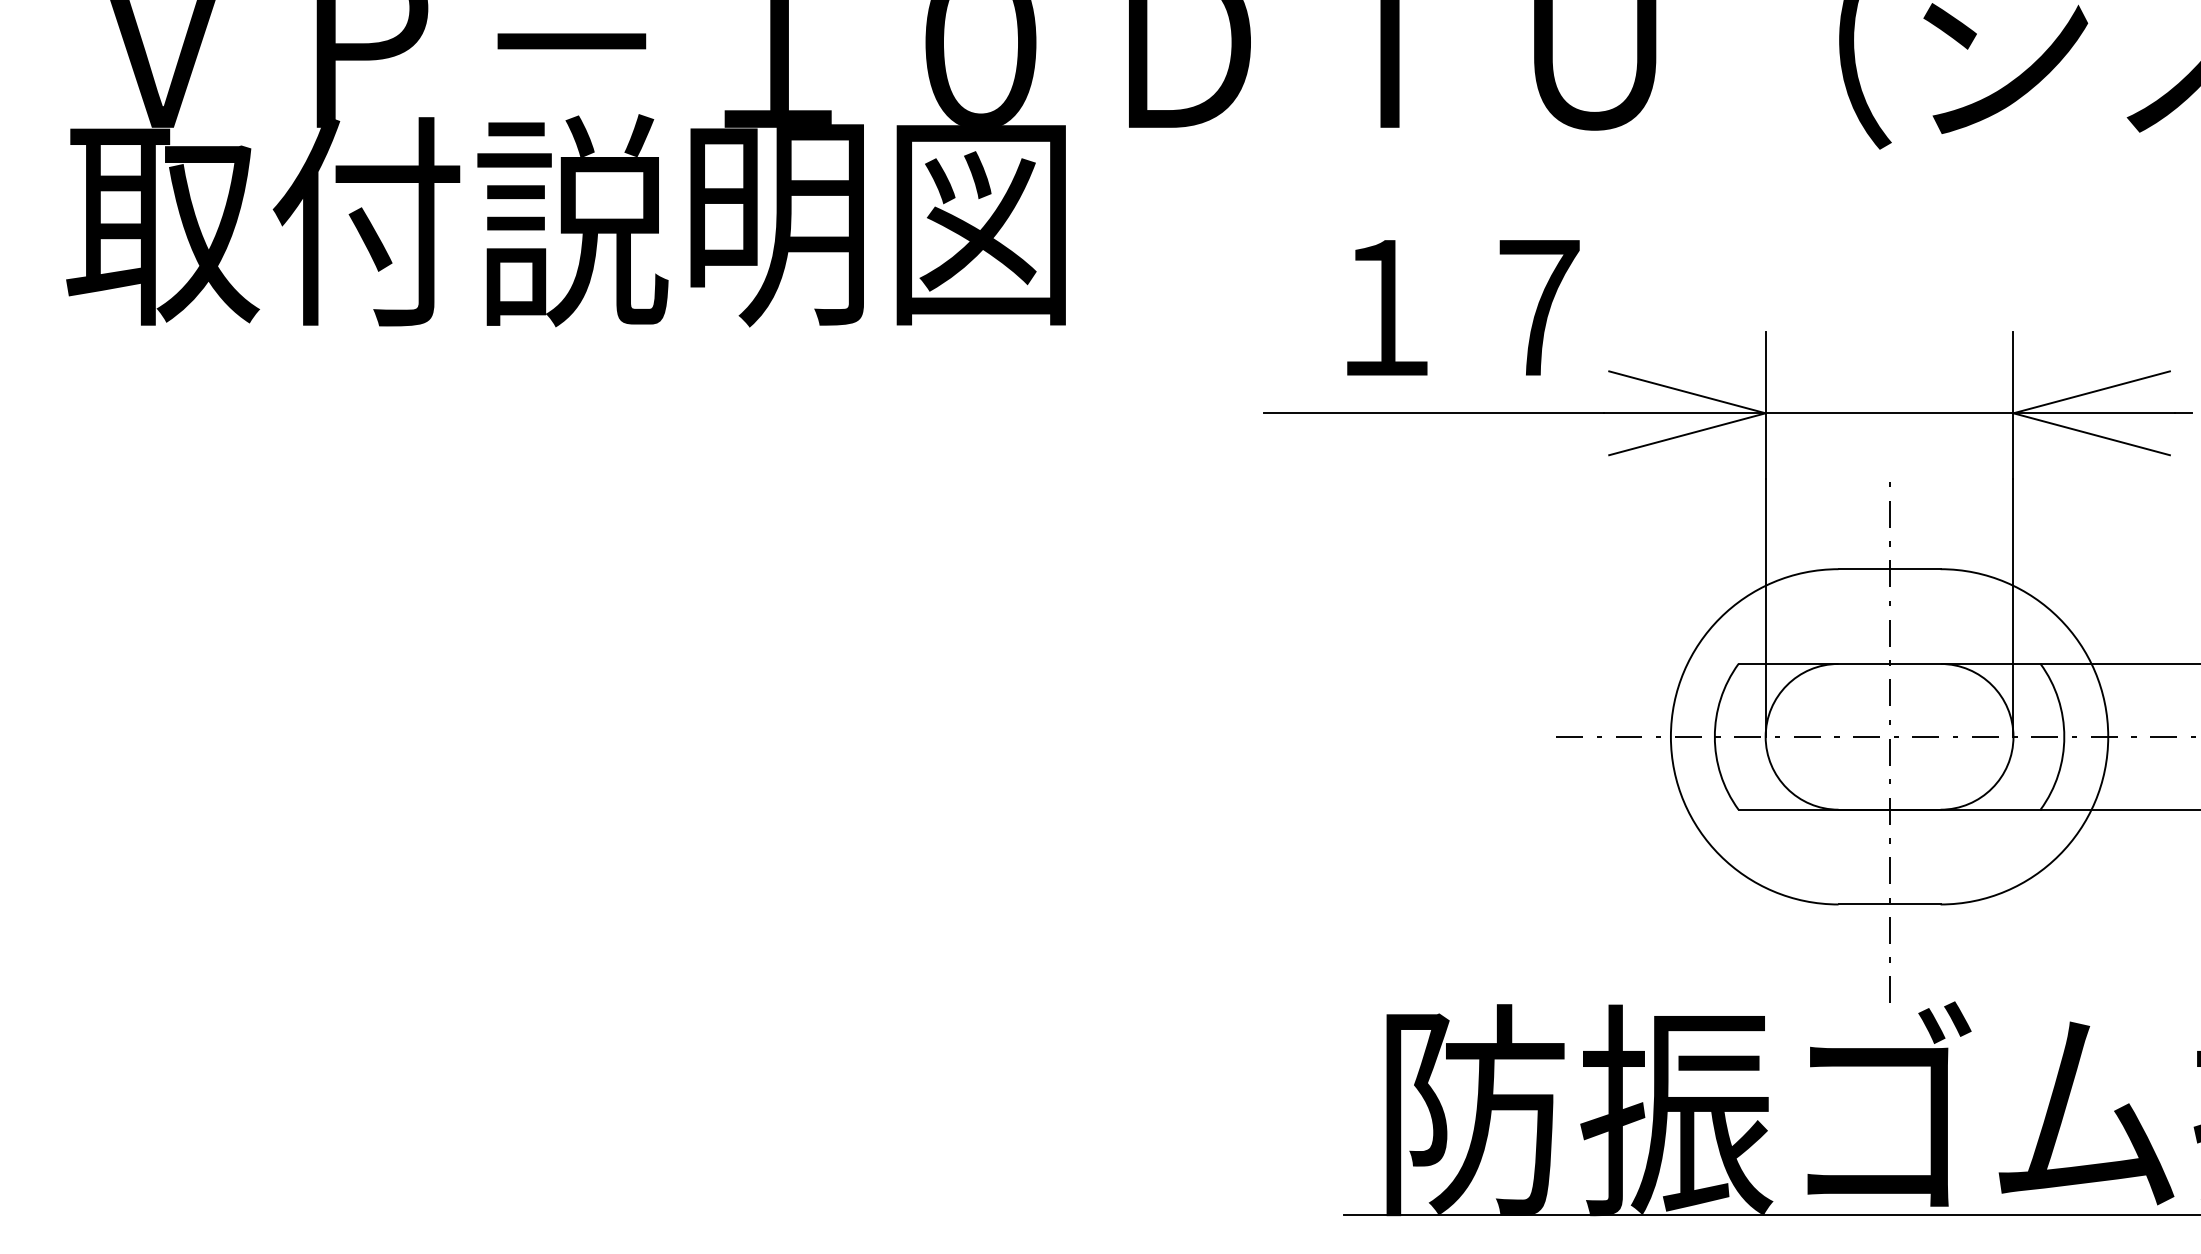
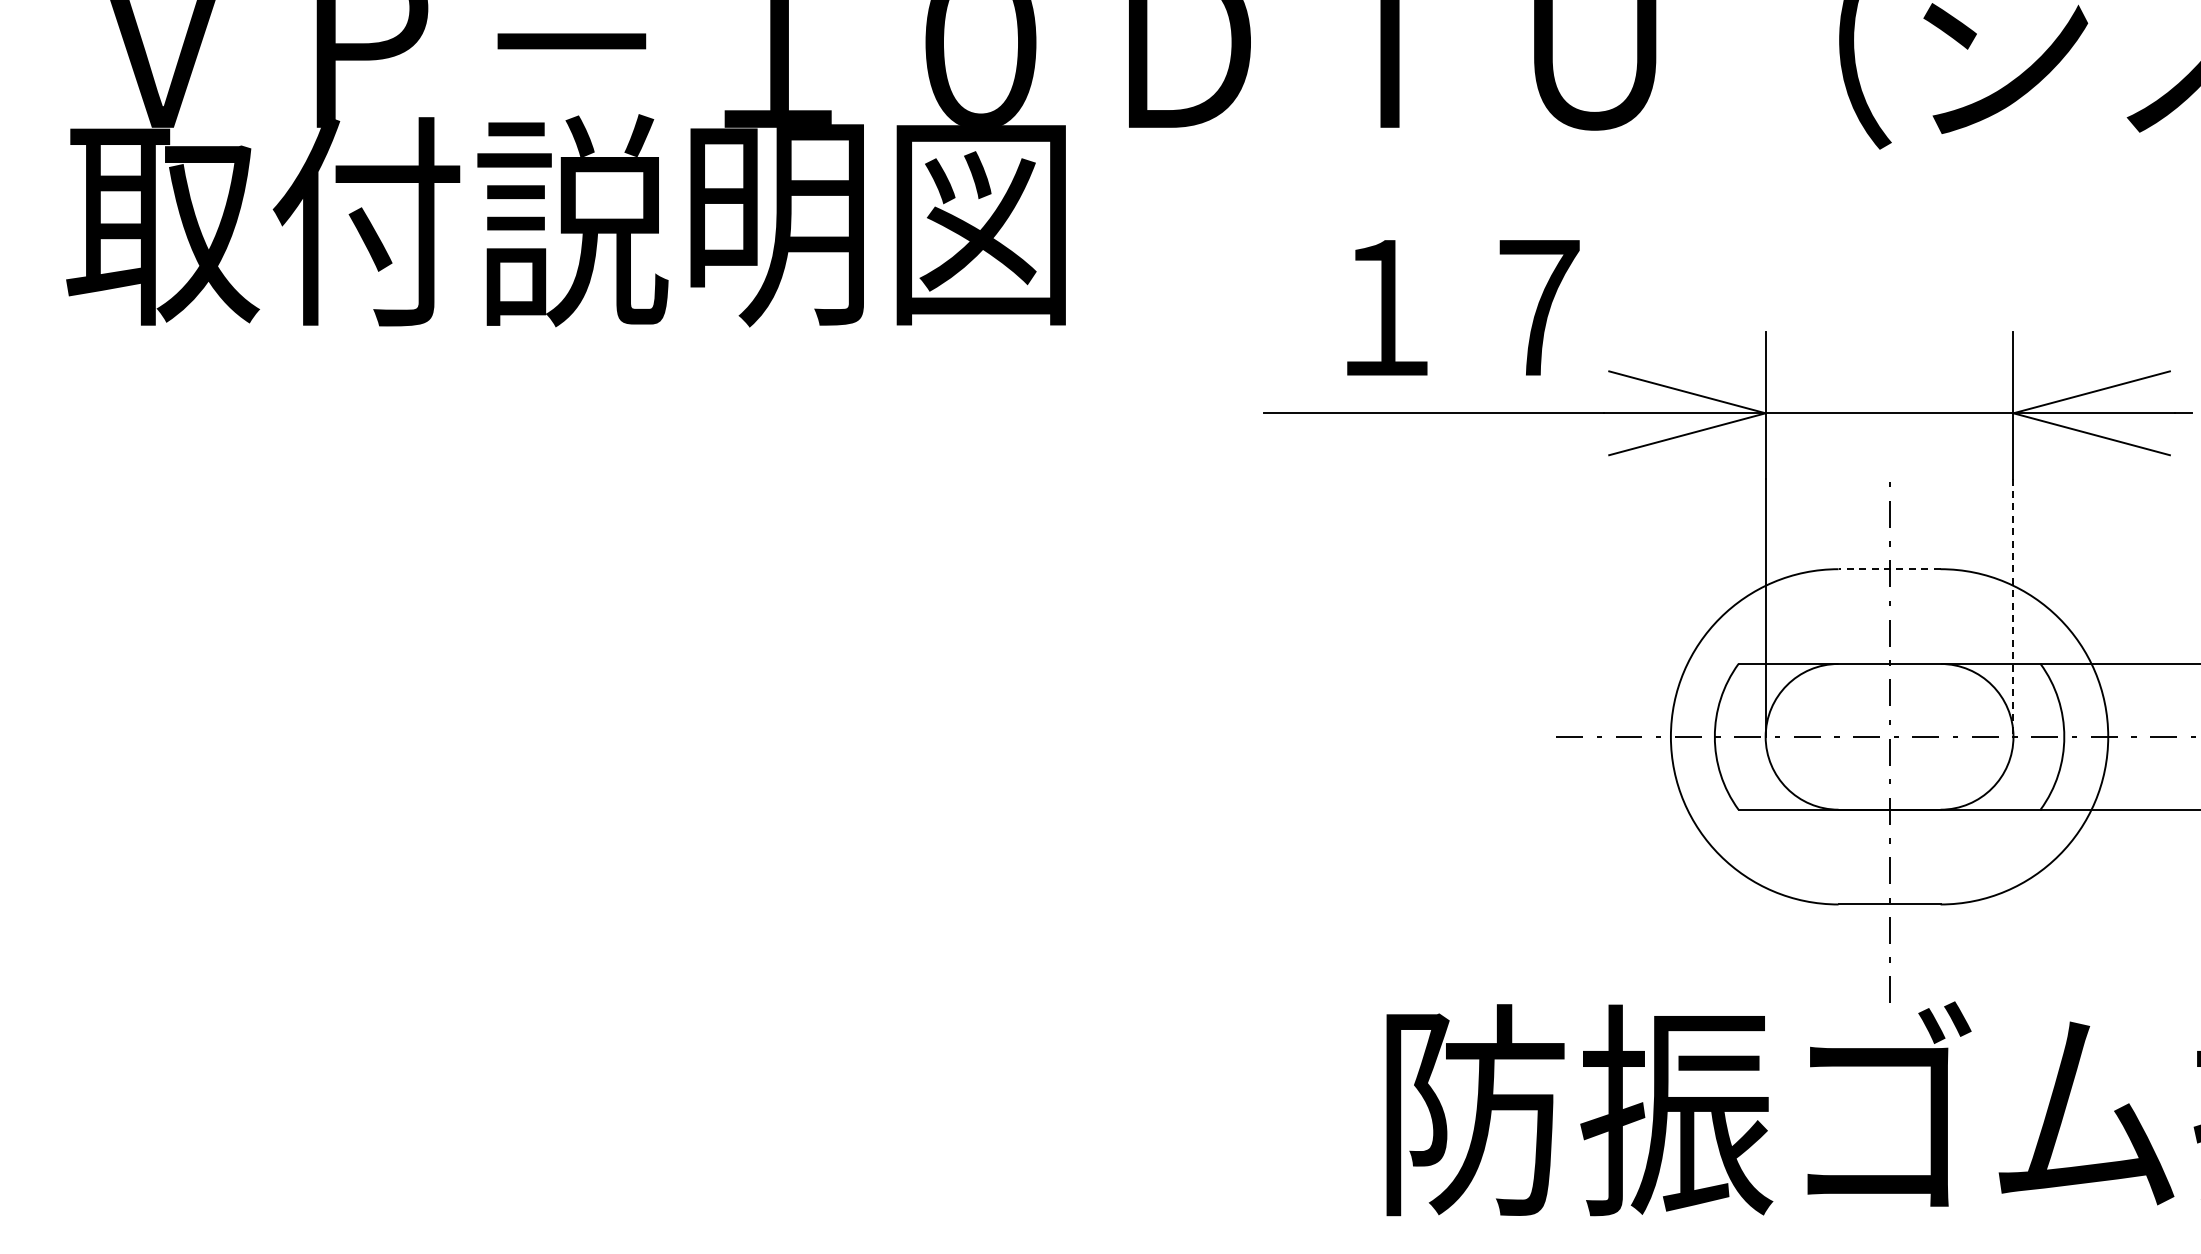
line: solid -> dashed (1889, 569)
line: solid -> dashed (2013, 608)
line: present -> none (1770, 1214)
